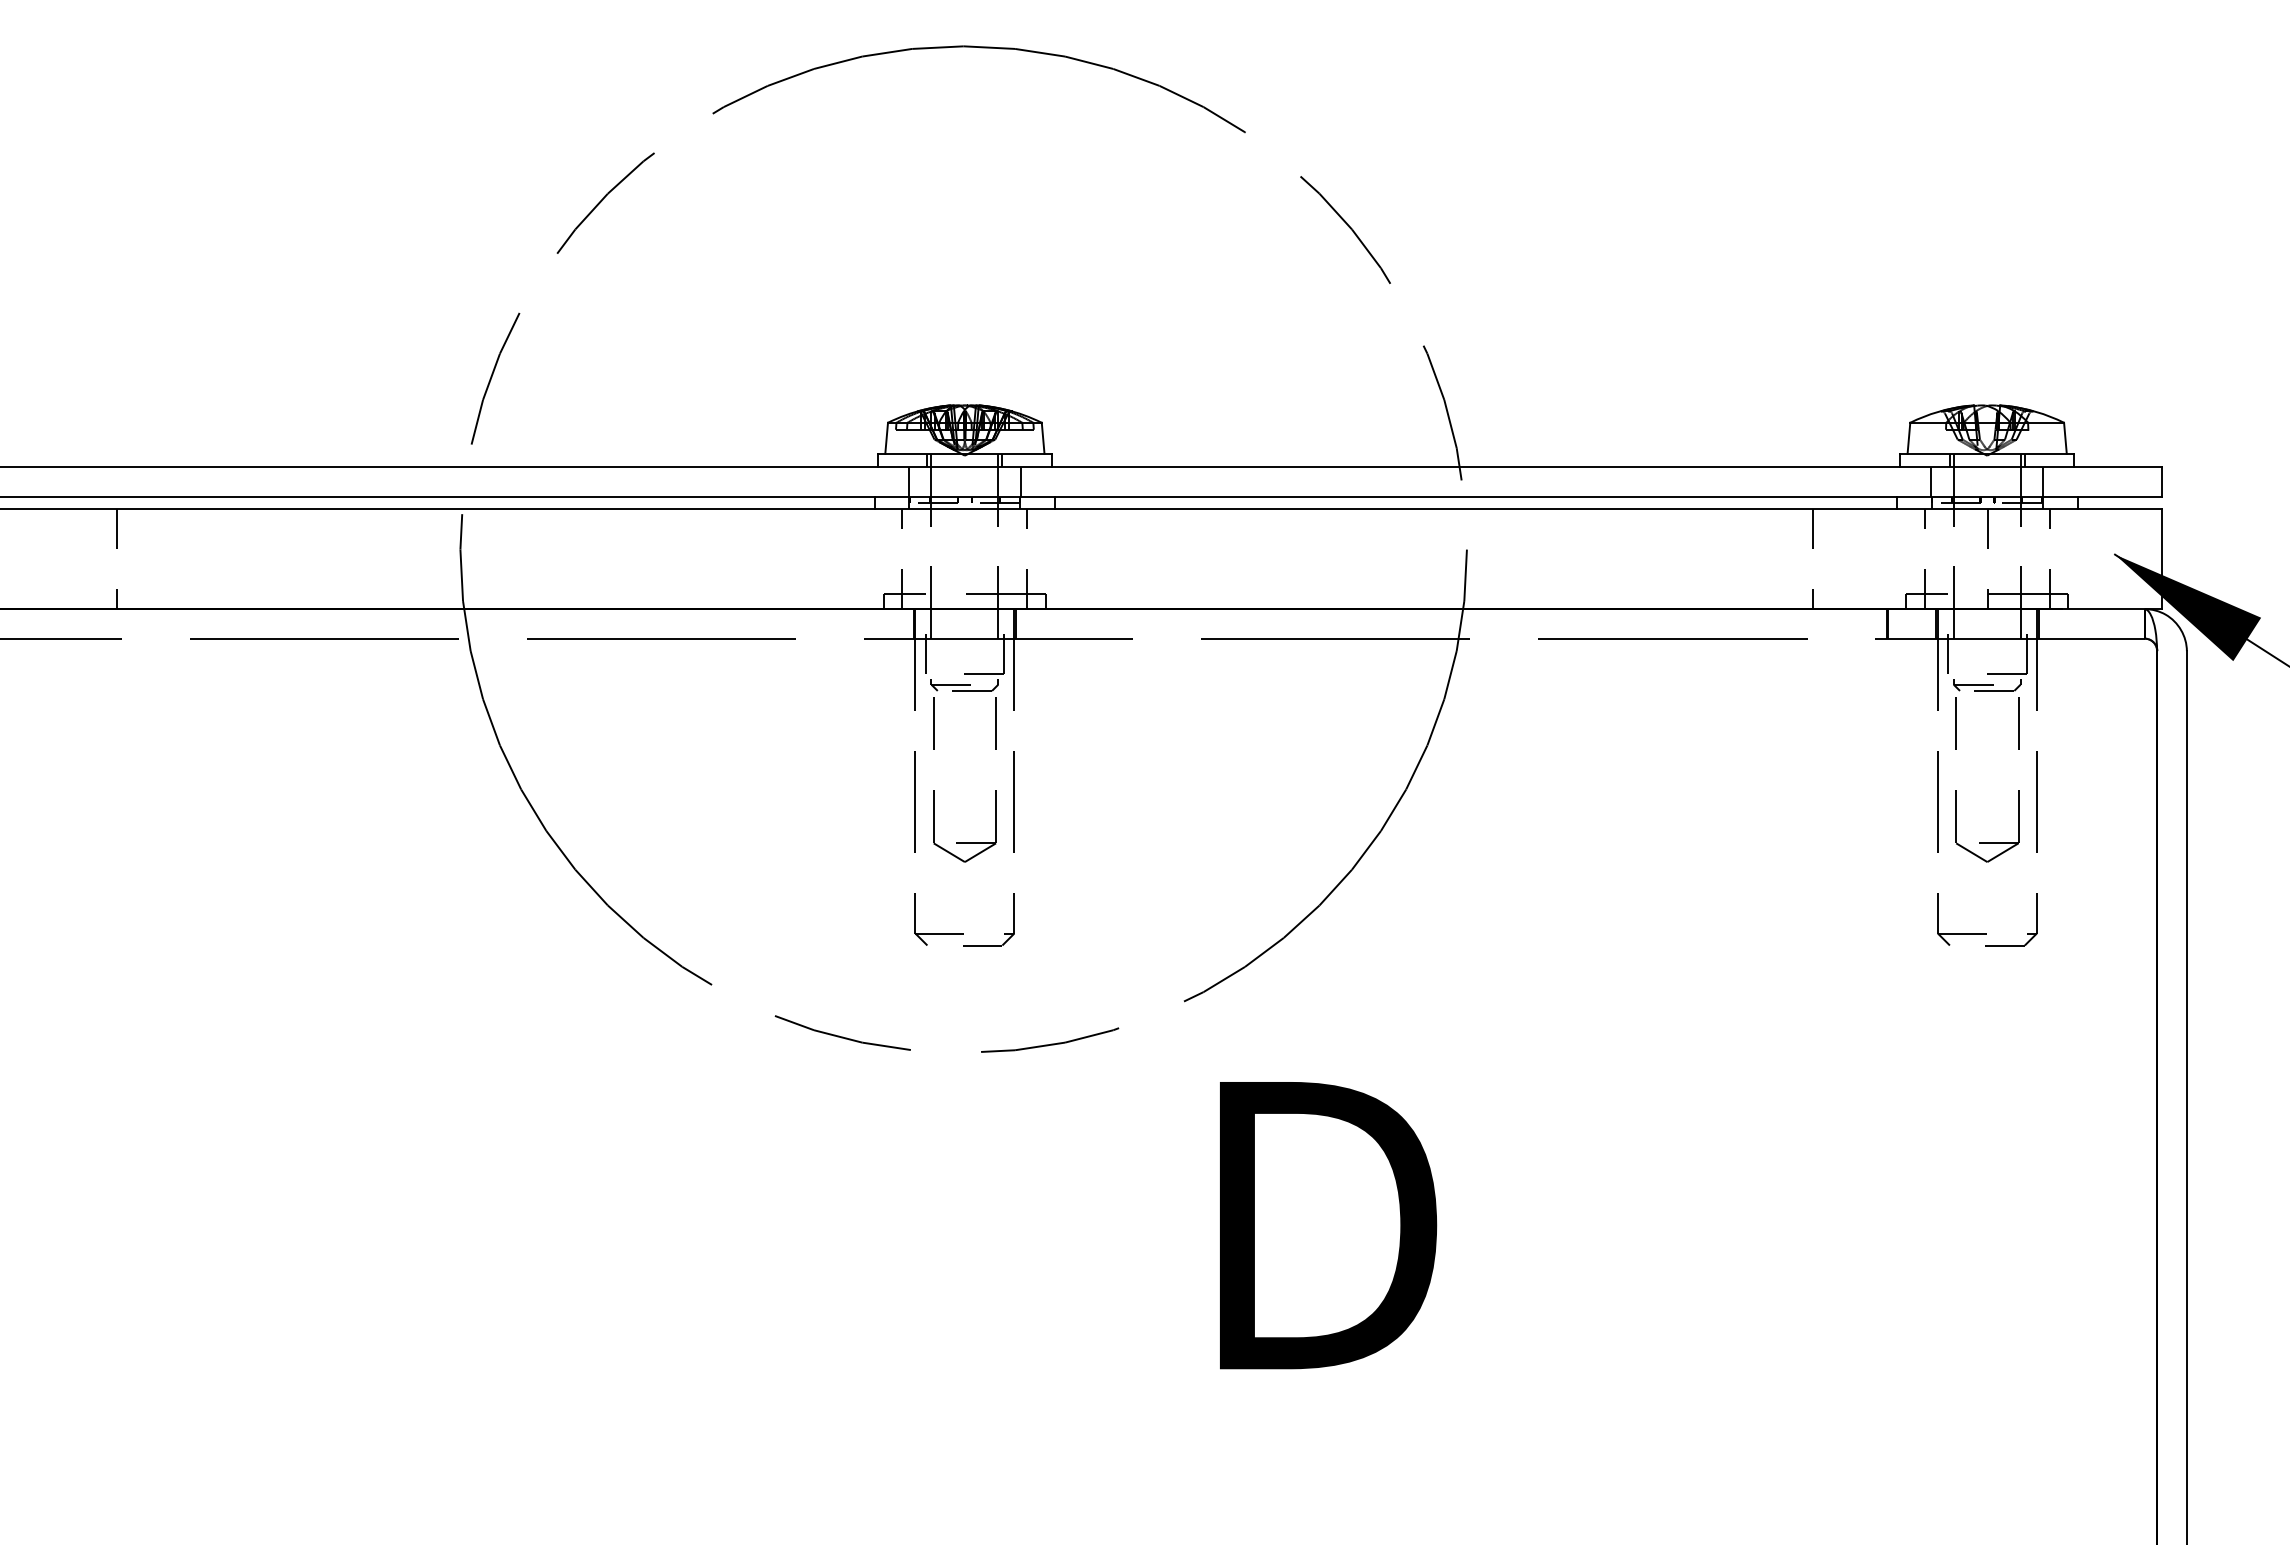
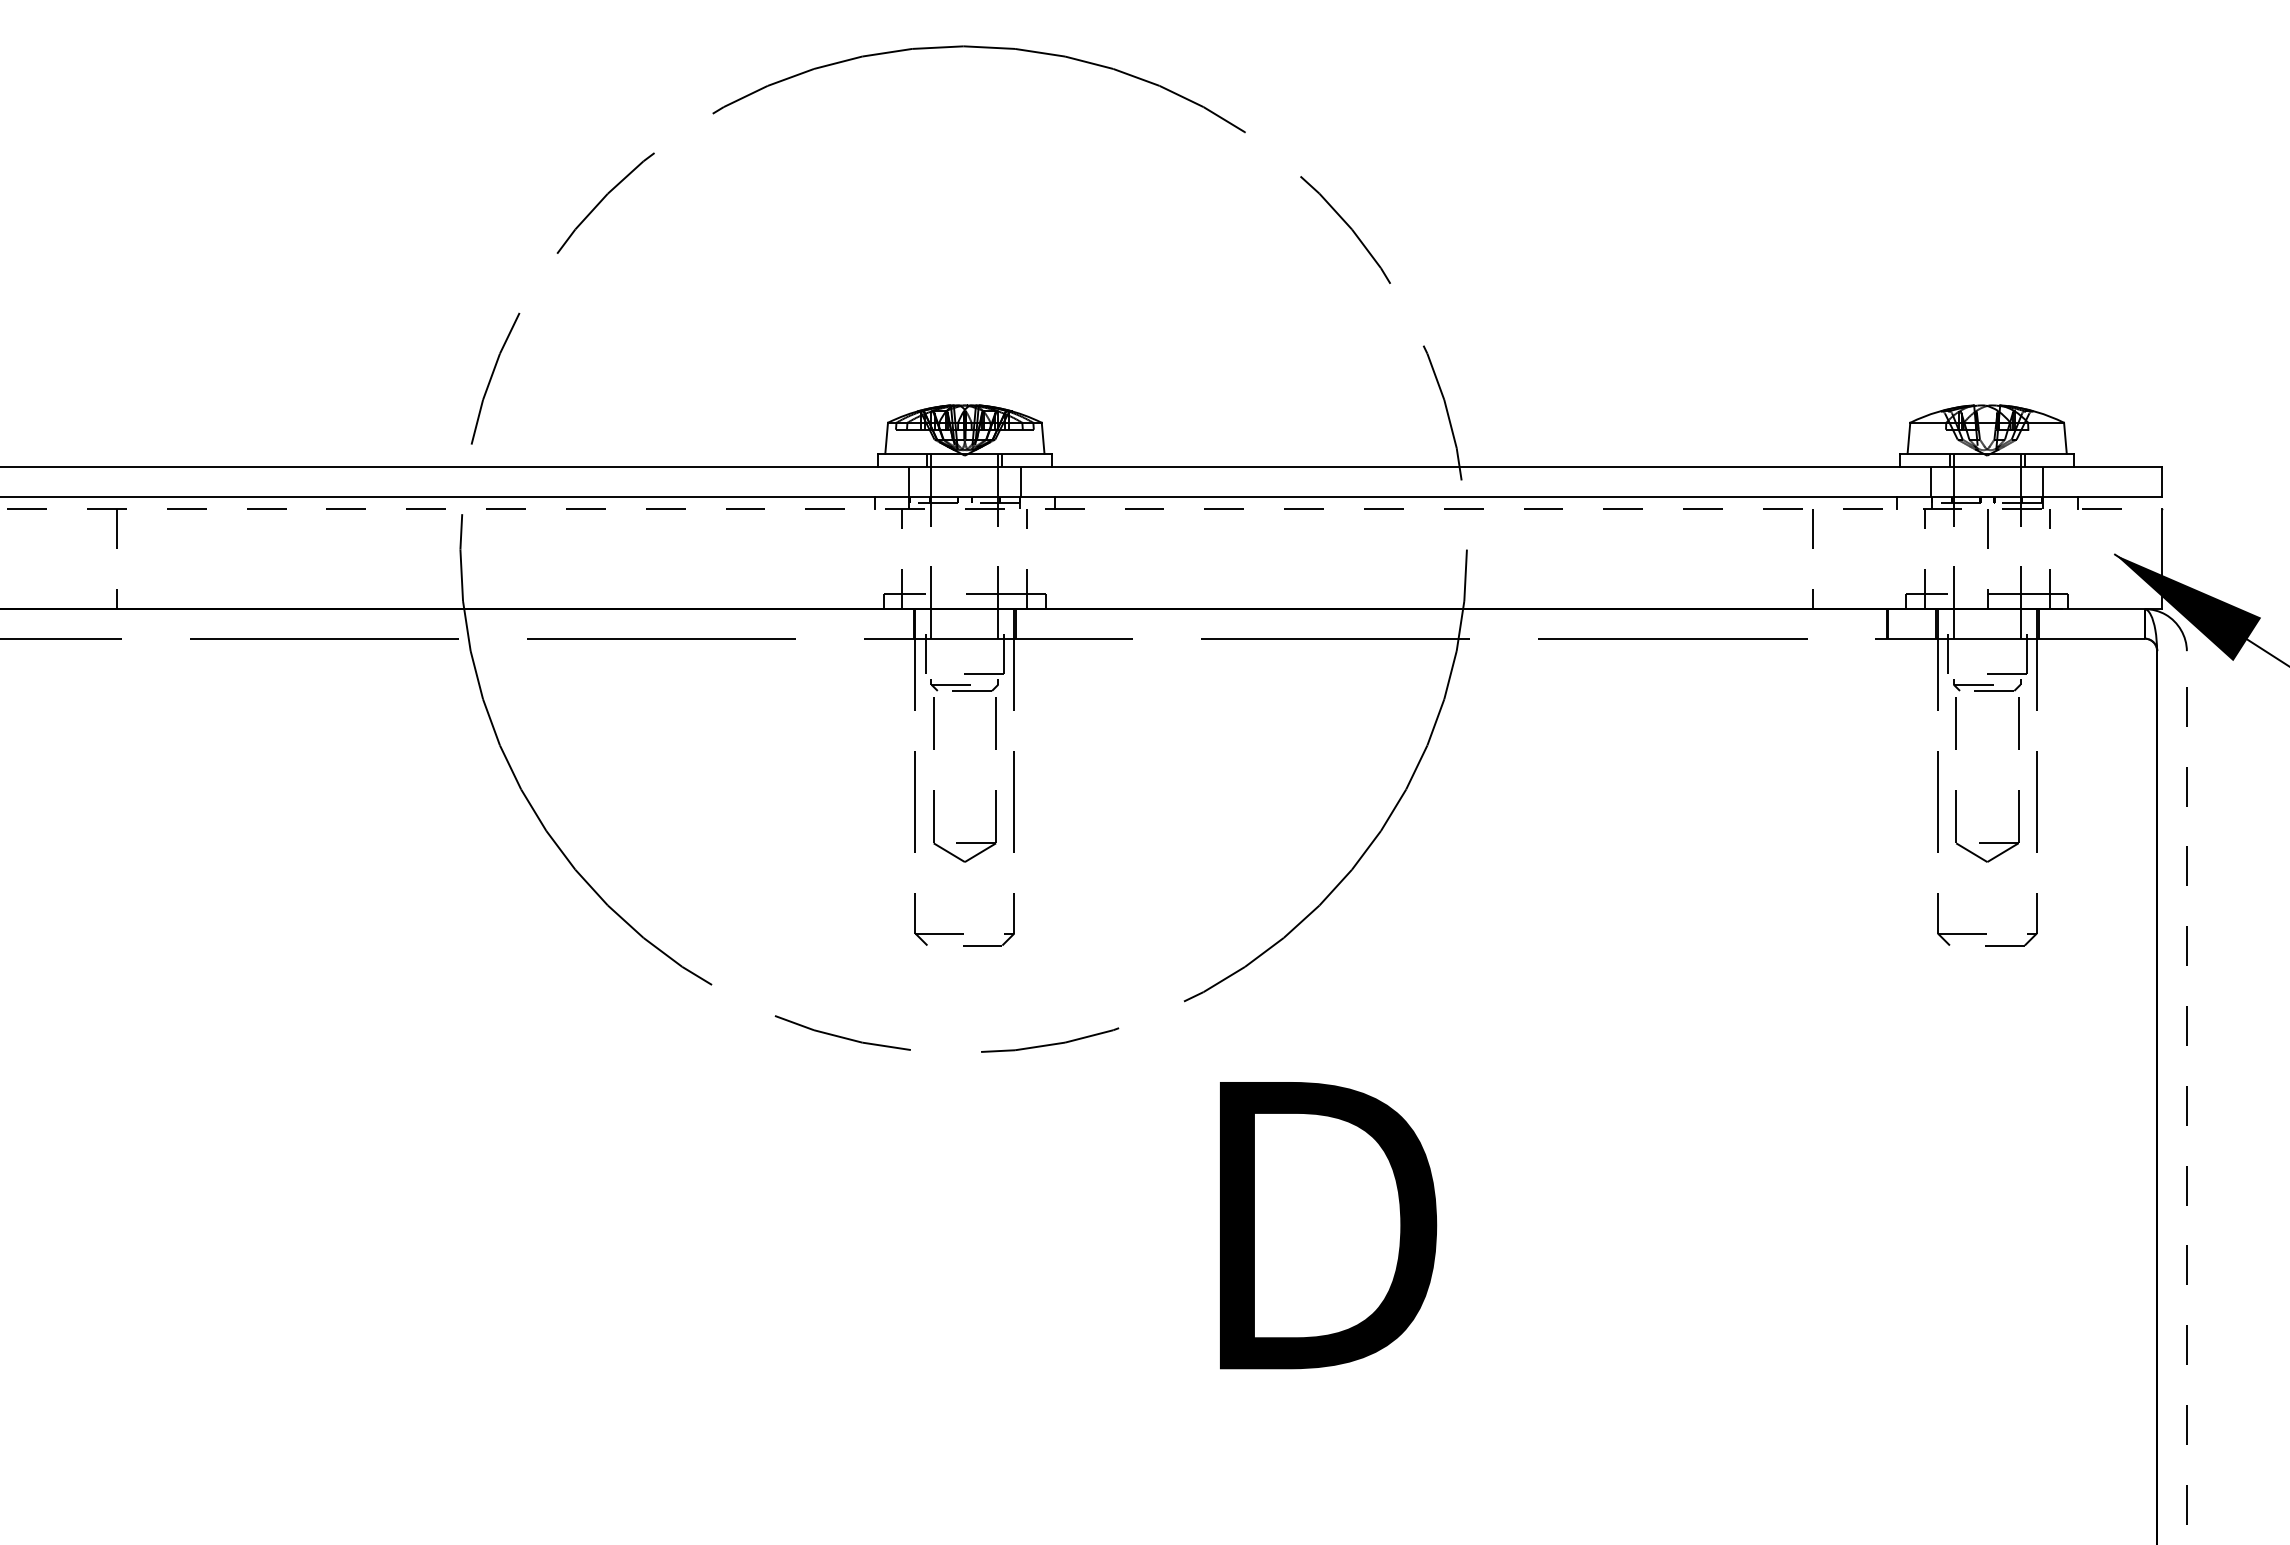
line: solid -> dashed (1081, 509)
line: solid -> dashed (2186, 1097)
